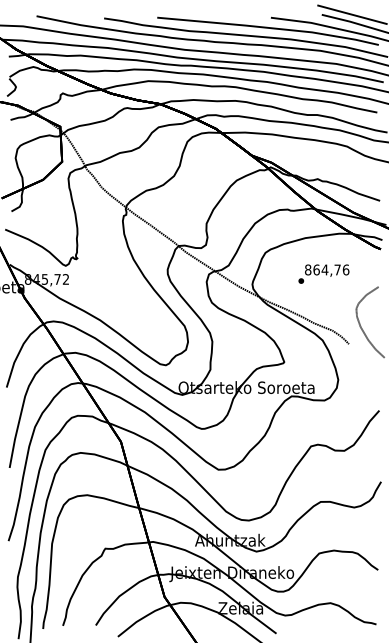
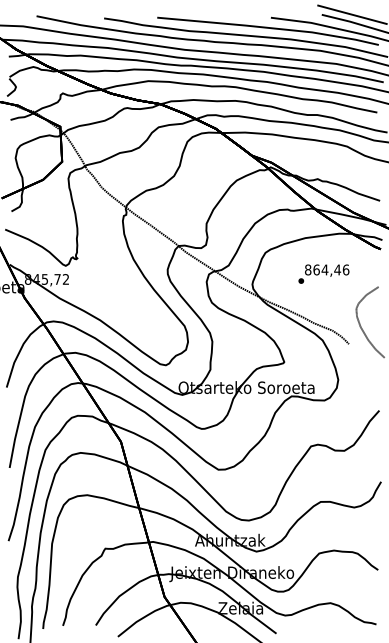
text: 864,76 -> 864,46 (337, 269)
